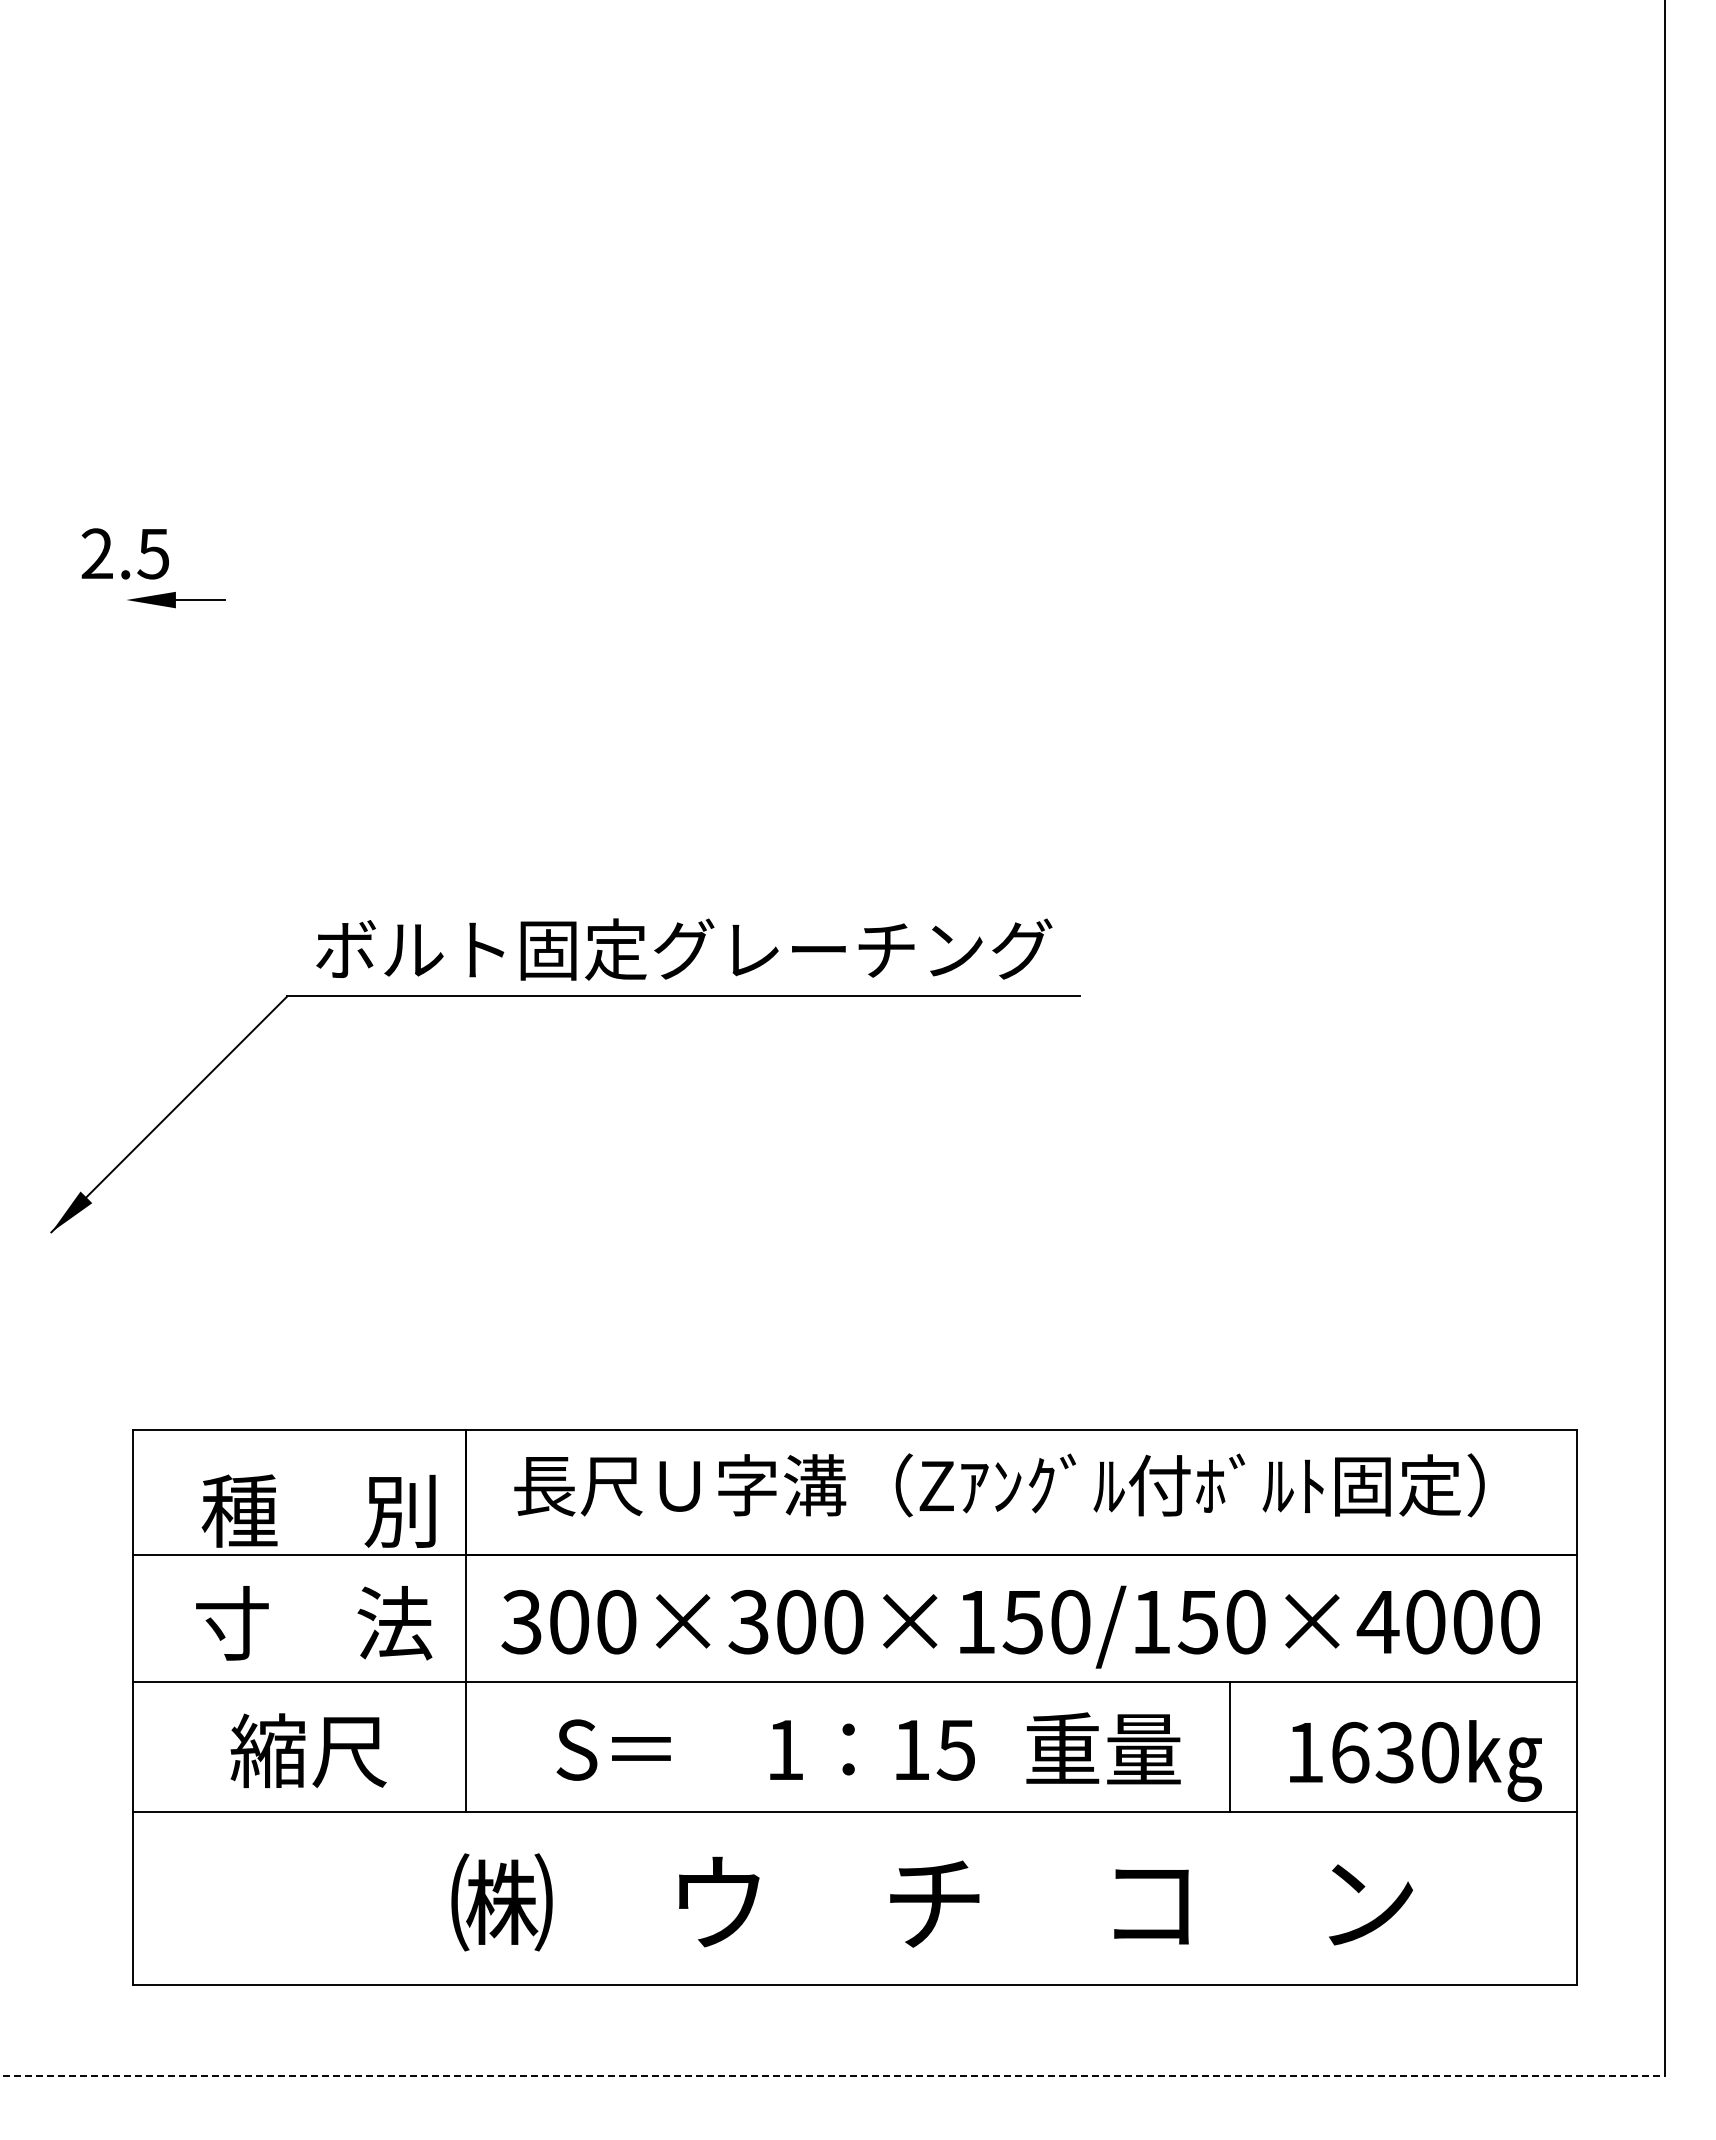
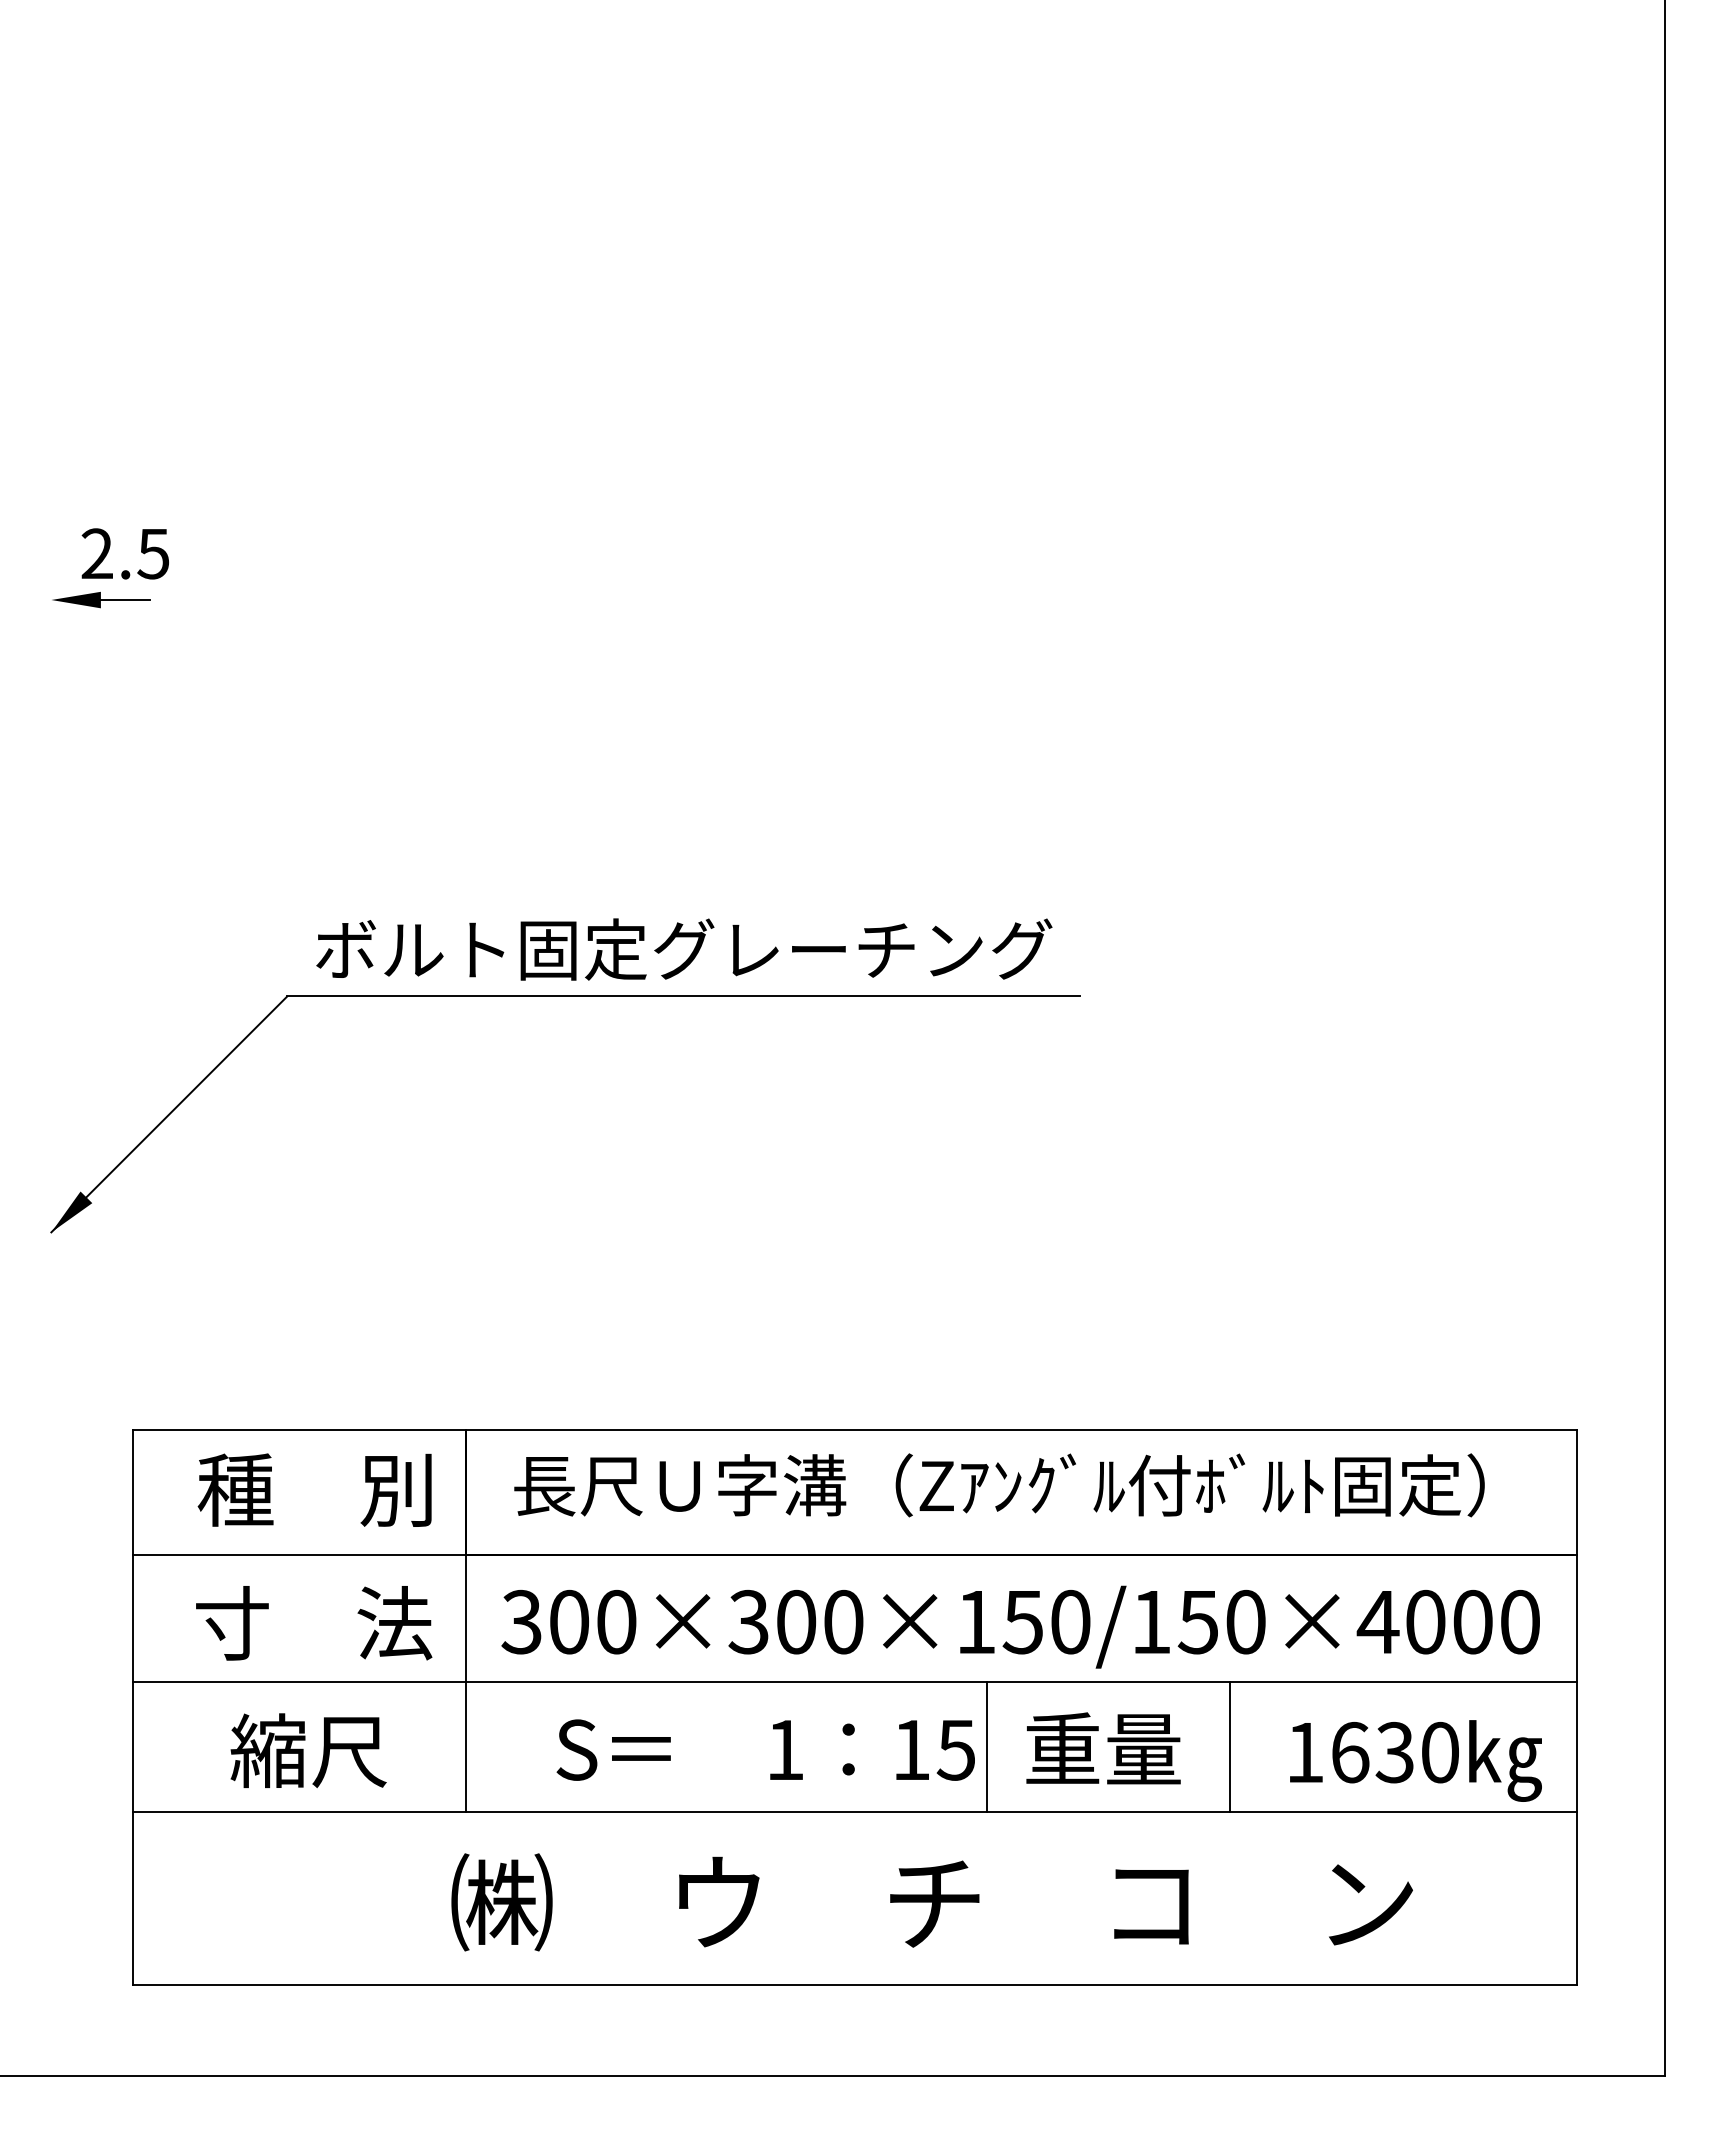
part position: (176, 600) -> (101, 600) (101, 600)
text position: (318, 1510) -> (314, 1489) (314, 1489)
line: none -> present (986, 1746)
line: dashed -> solid (832, 2075)
